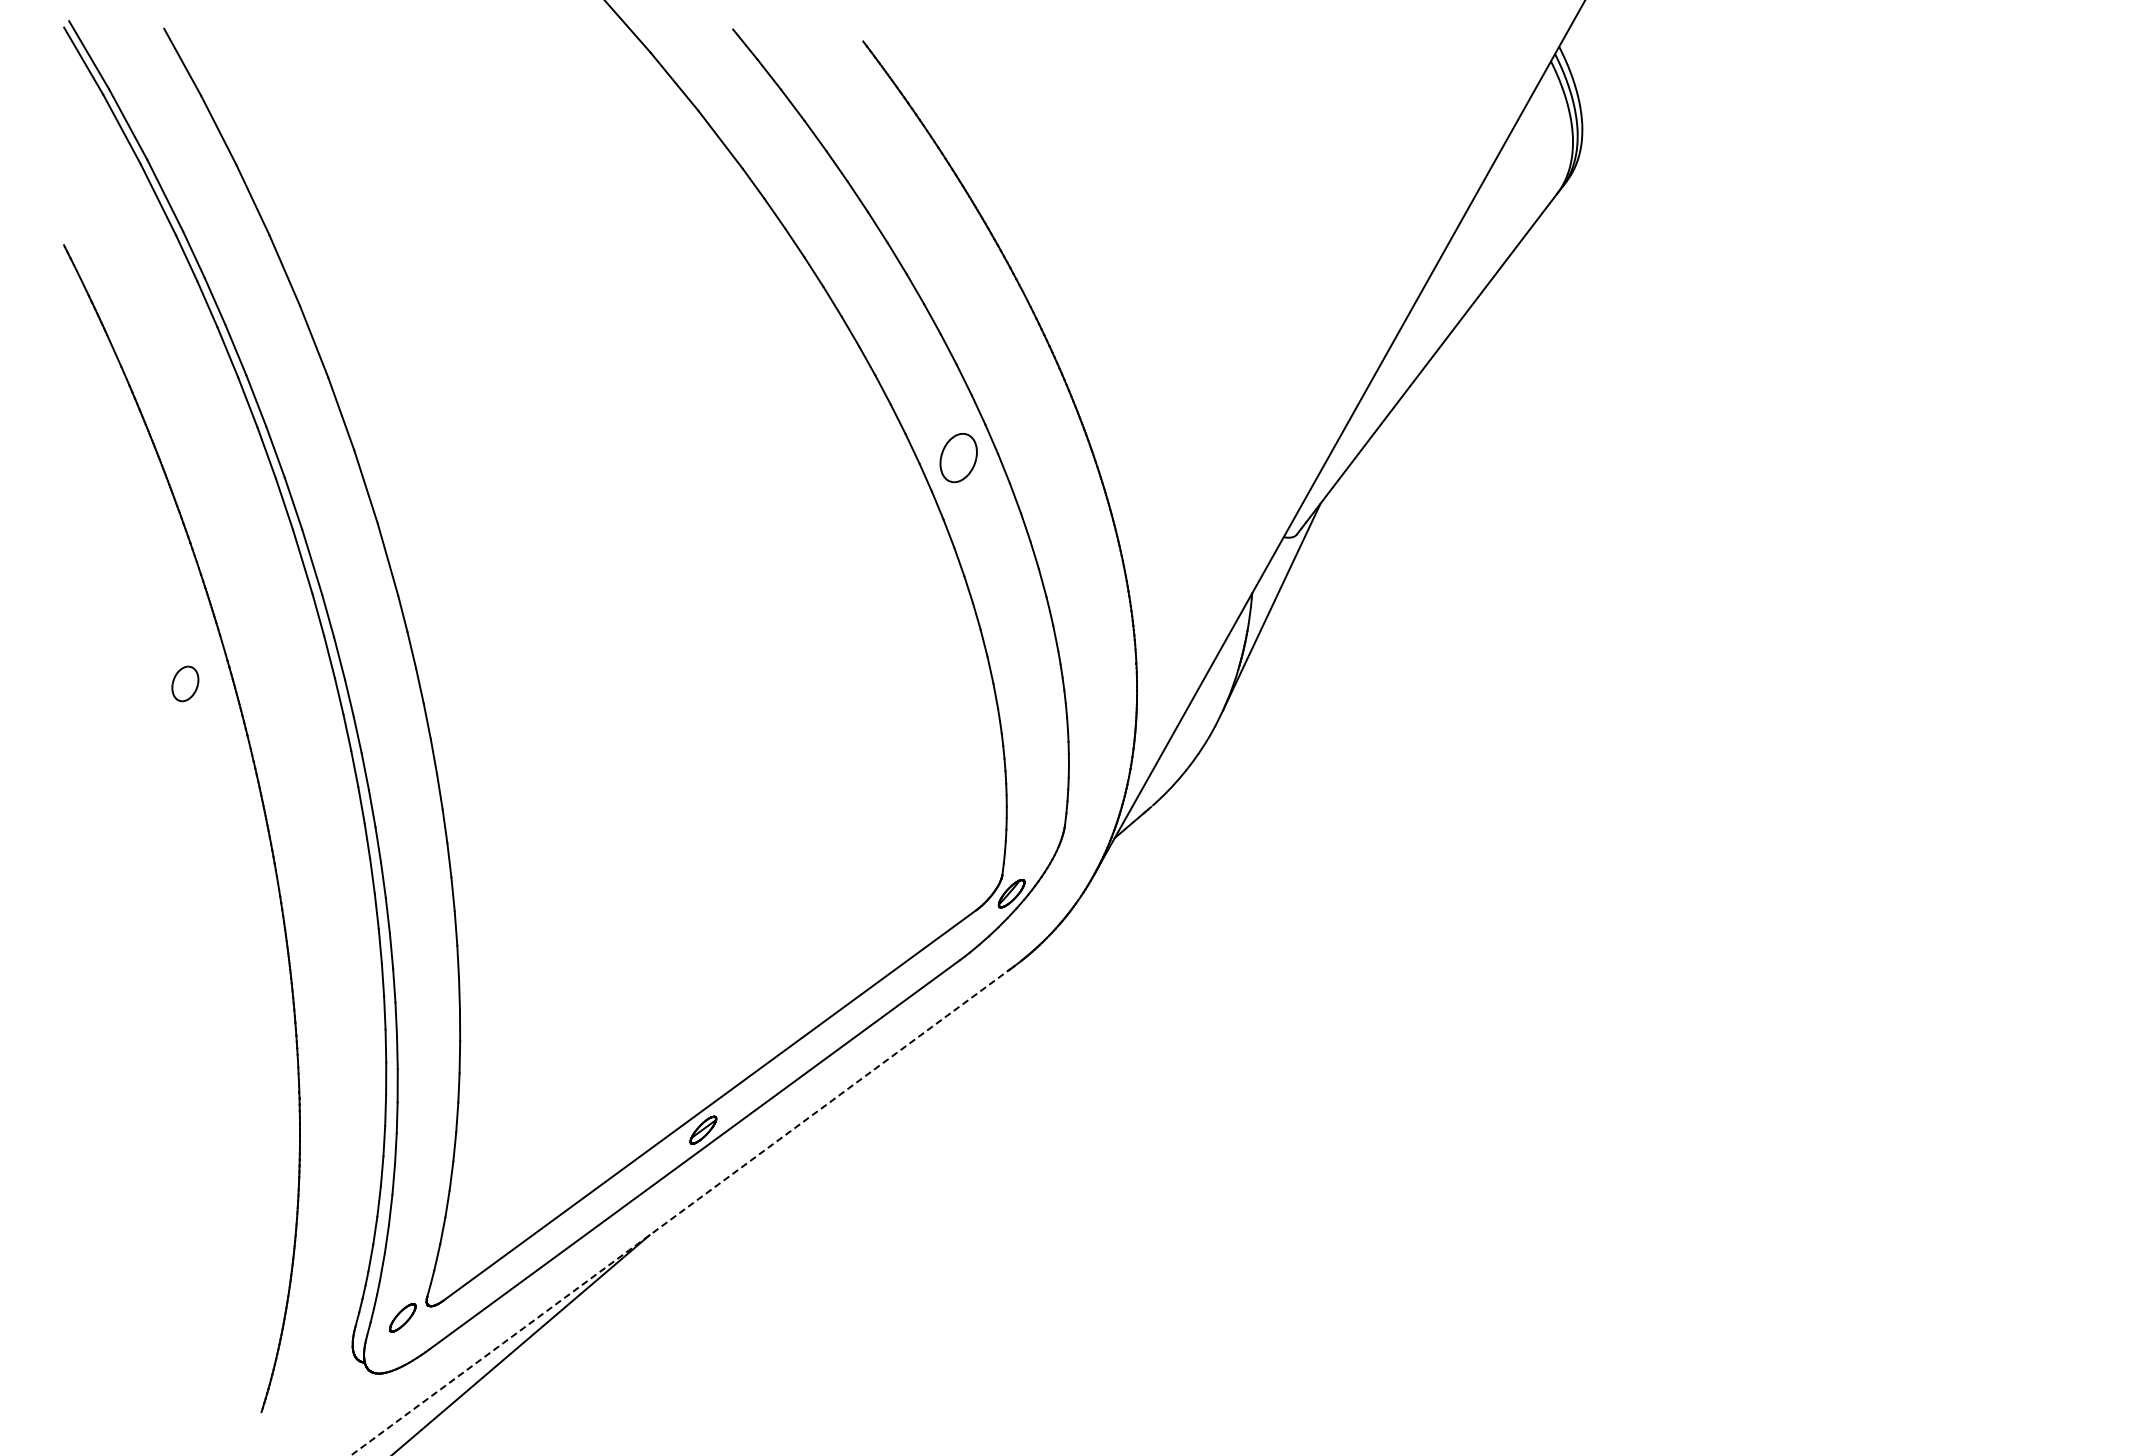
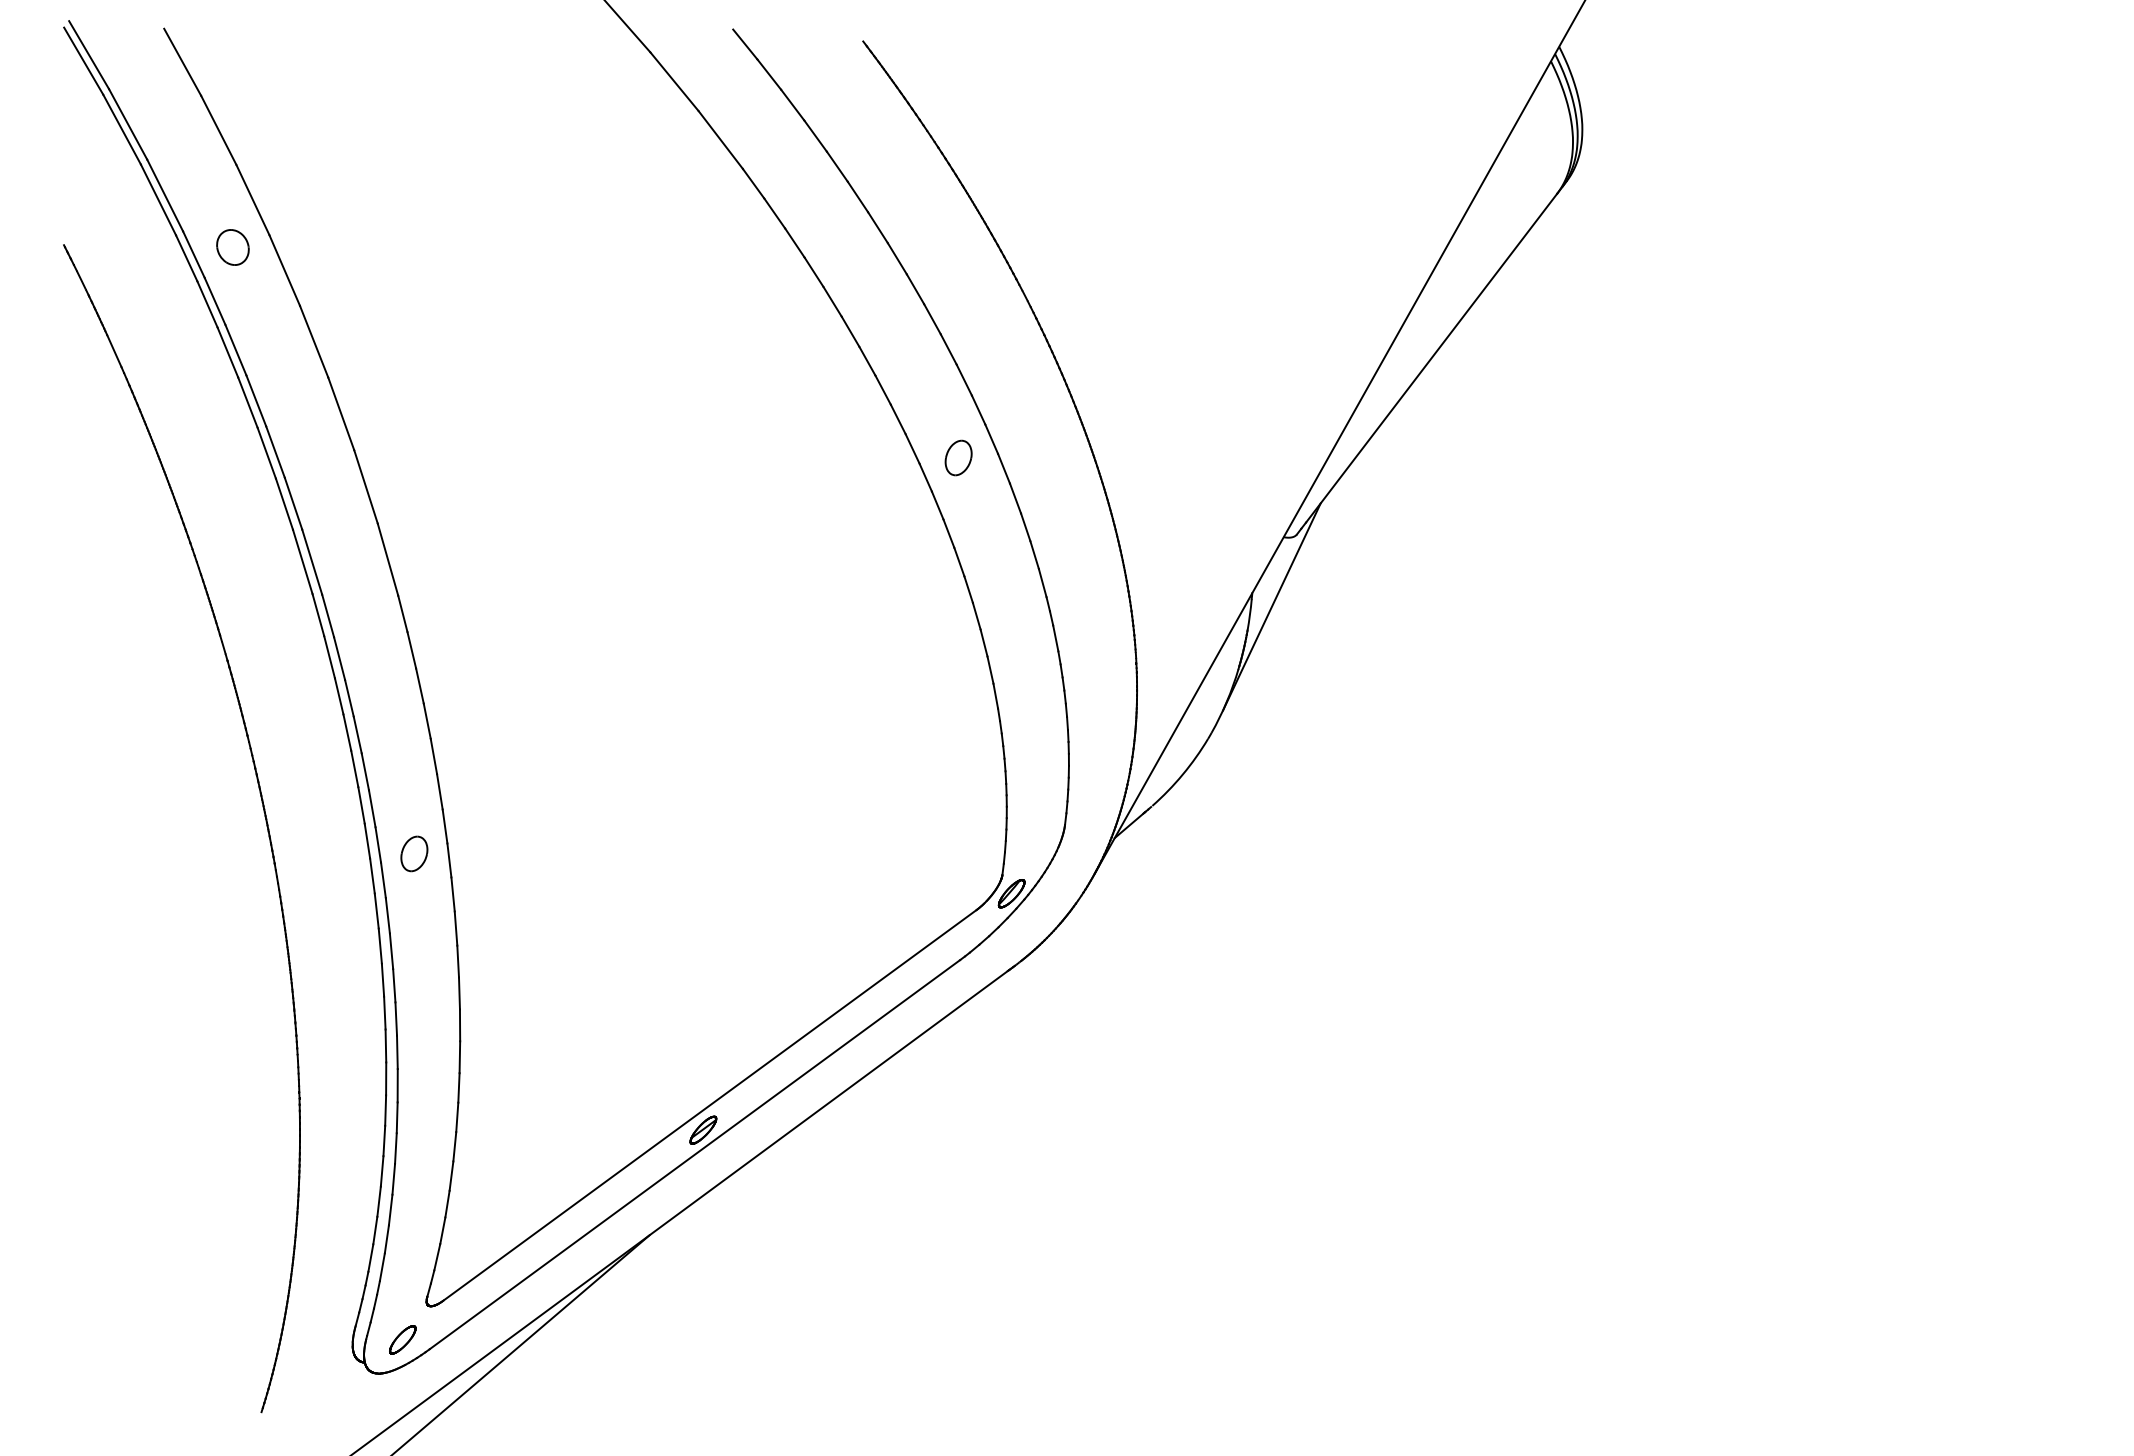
part: none -> present (232, 247)
part size: 39x51 px -> 29x38 px (958, 457)
part position: (185, 683) -> (414, 853) (414, 853)
line: dashed -> solid (681, 1211)
part position: (402, 1317) -> (402, 1339) (402, 1339)
